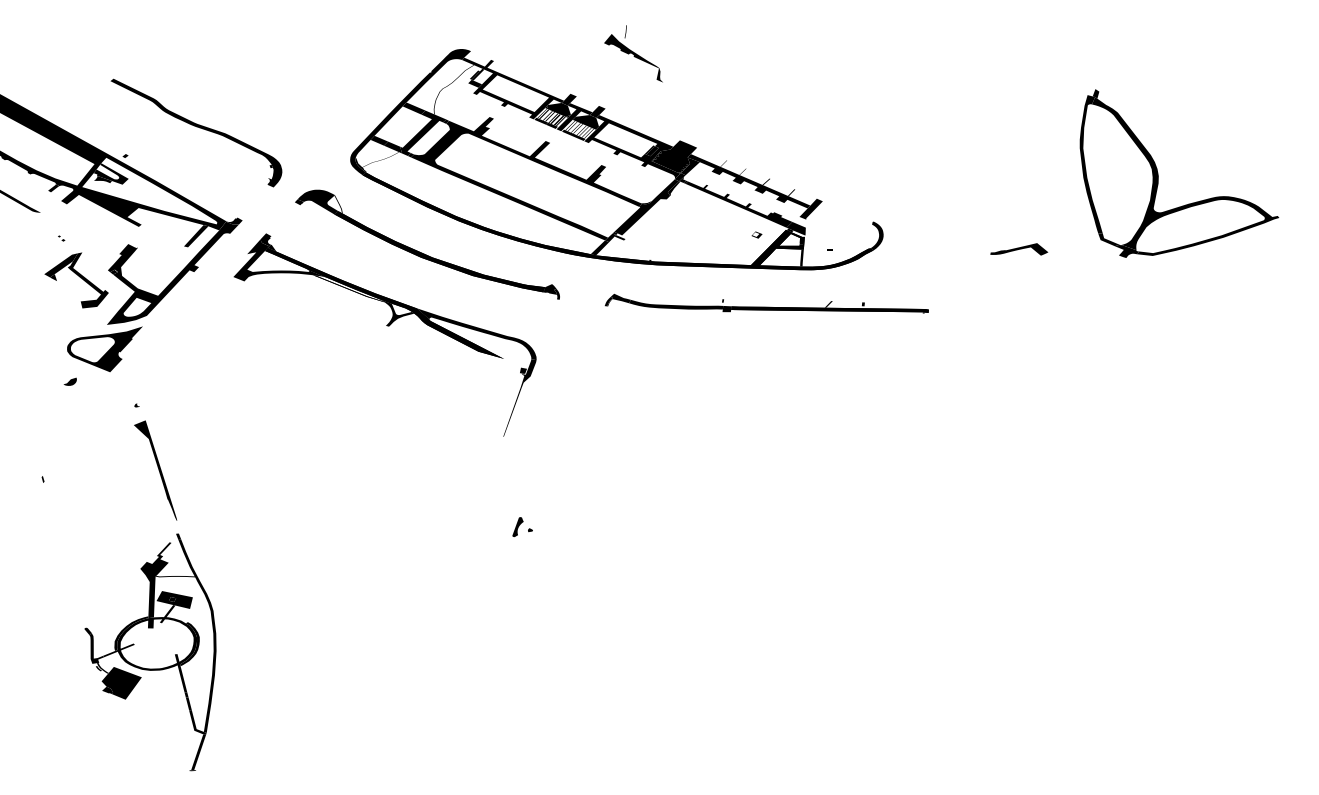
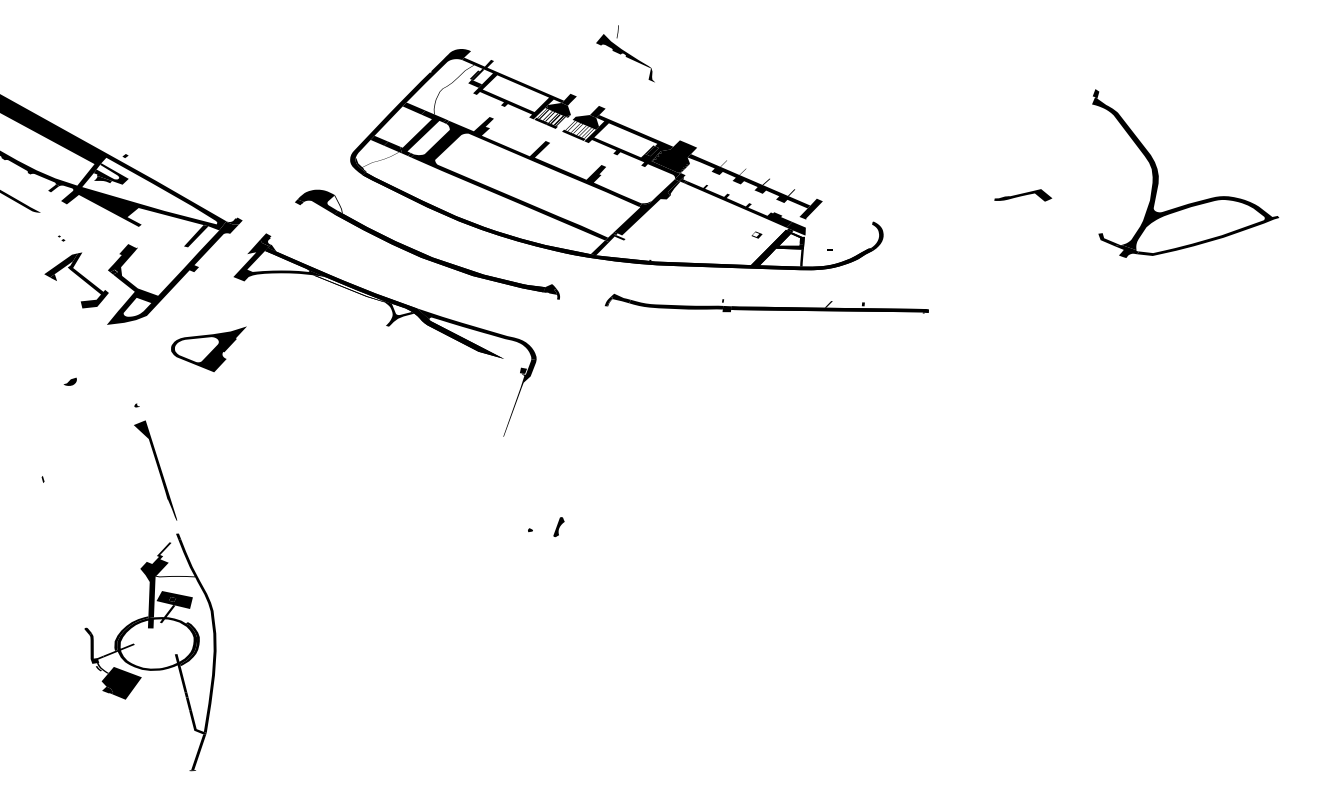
part position: (633, 53) -> (625, 53) (625, 53)
fill: present -> none (574, 117)
part: present -> none (196, 132)
fill: present -> none (1090, 164)
fill: present -> none (689, 166)
part position: (1019, 249) -> (1023, 195) (1023, 195)
part position: (104, 349) -> (208, 349) (208, 349)
part position: (517, 527) -> (558, 527) (558, 527)
